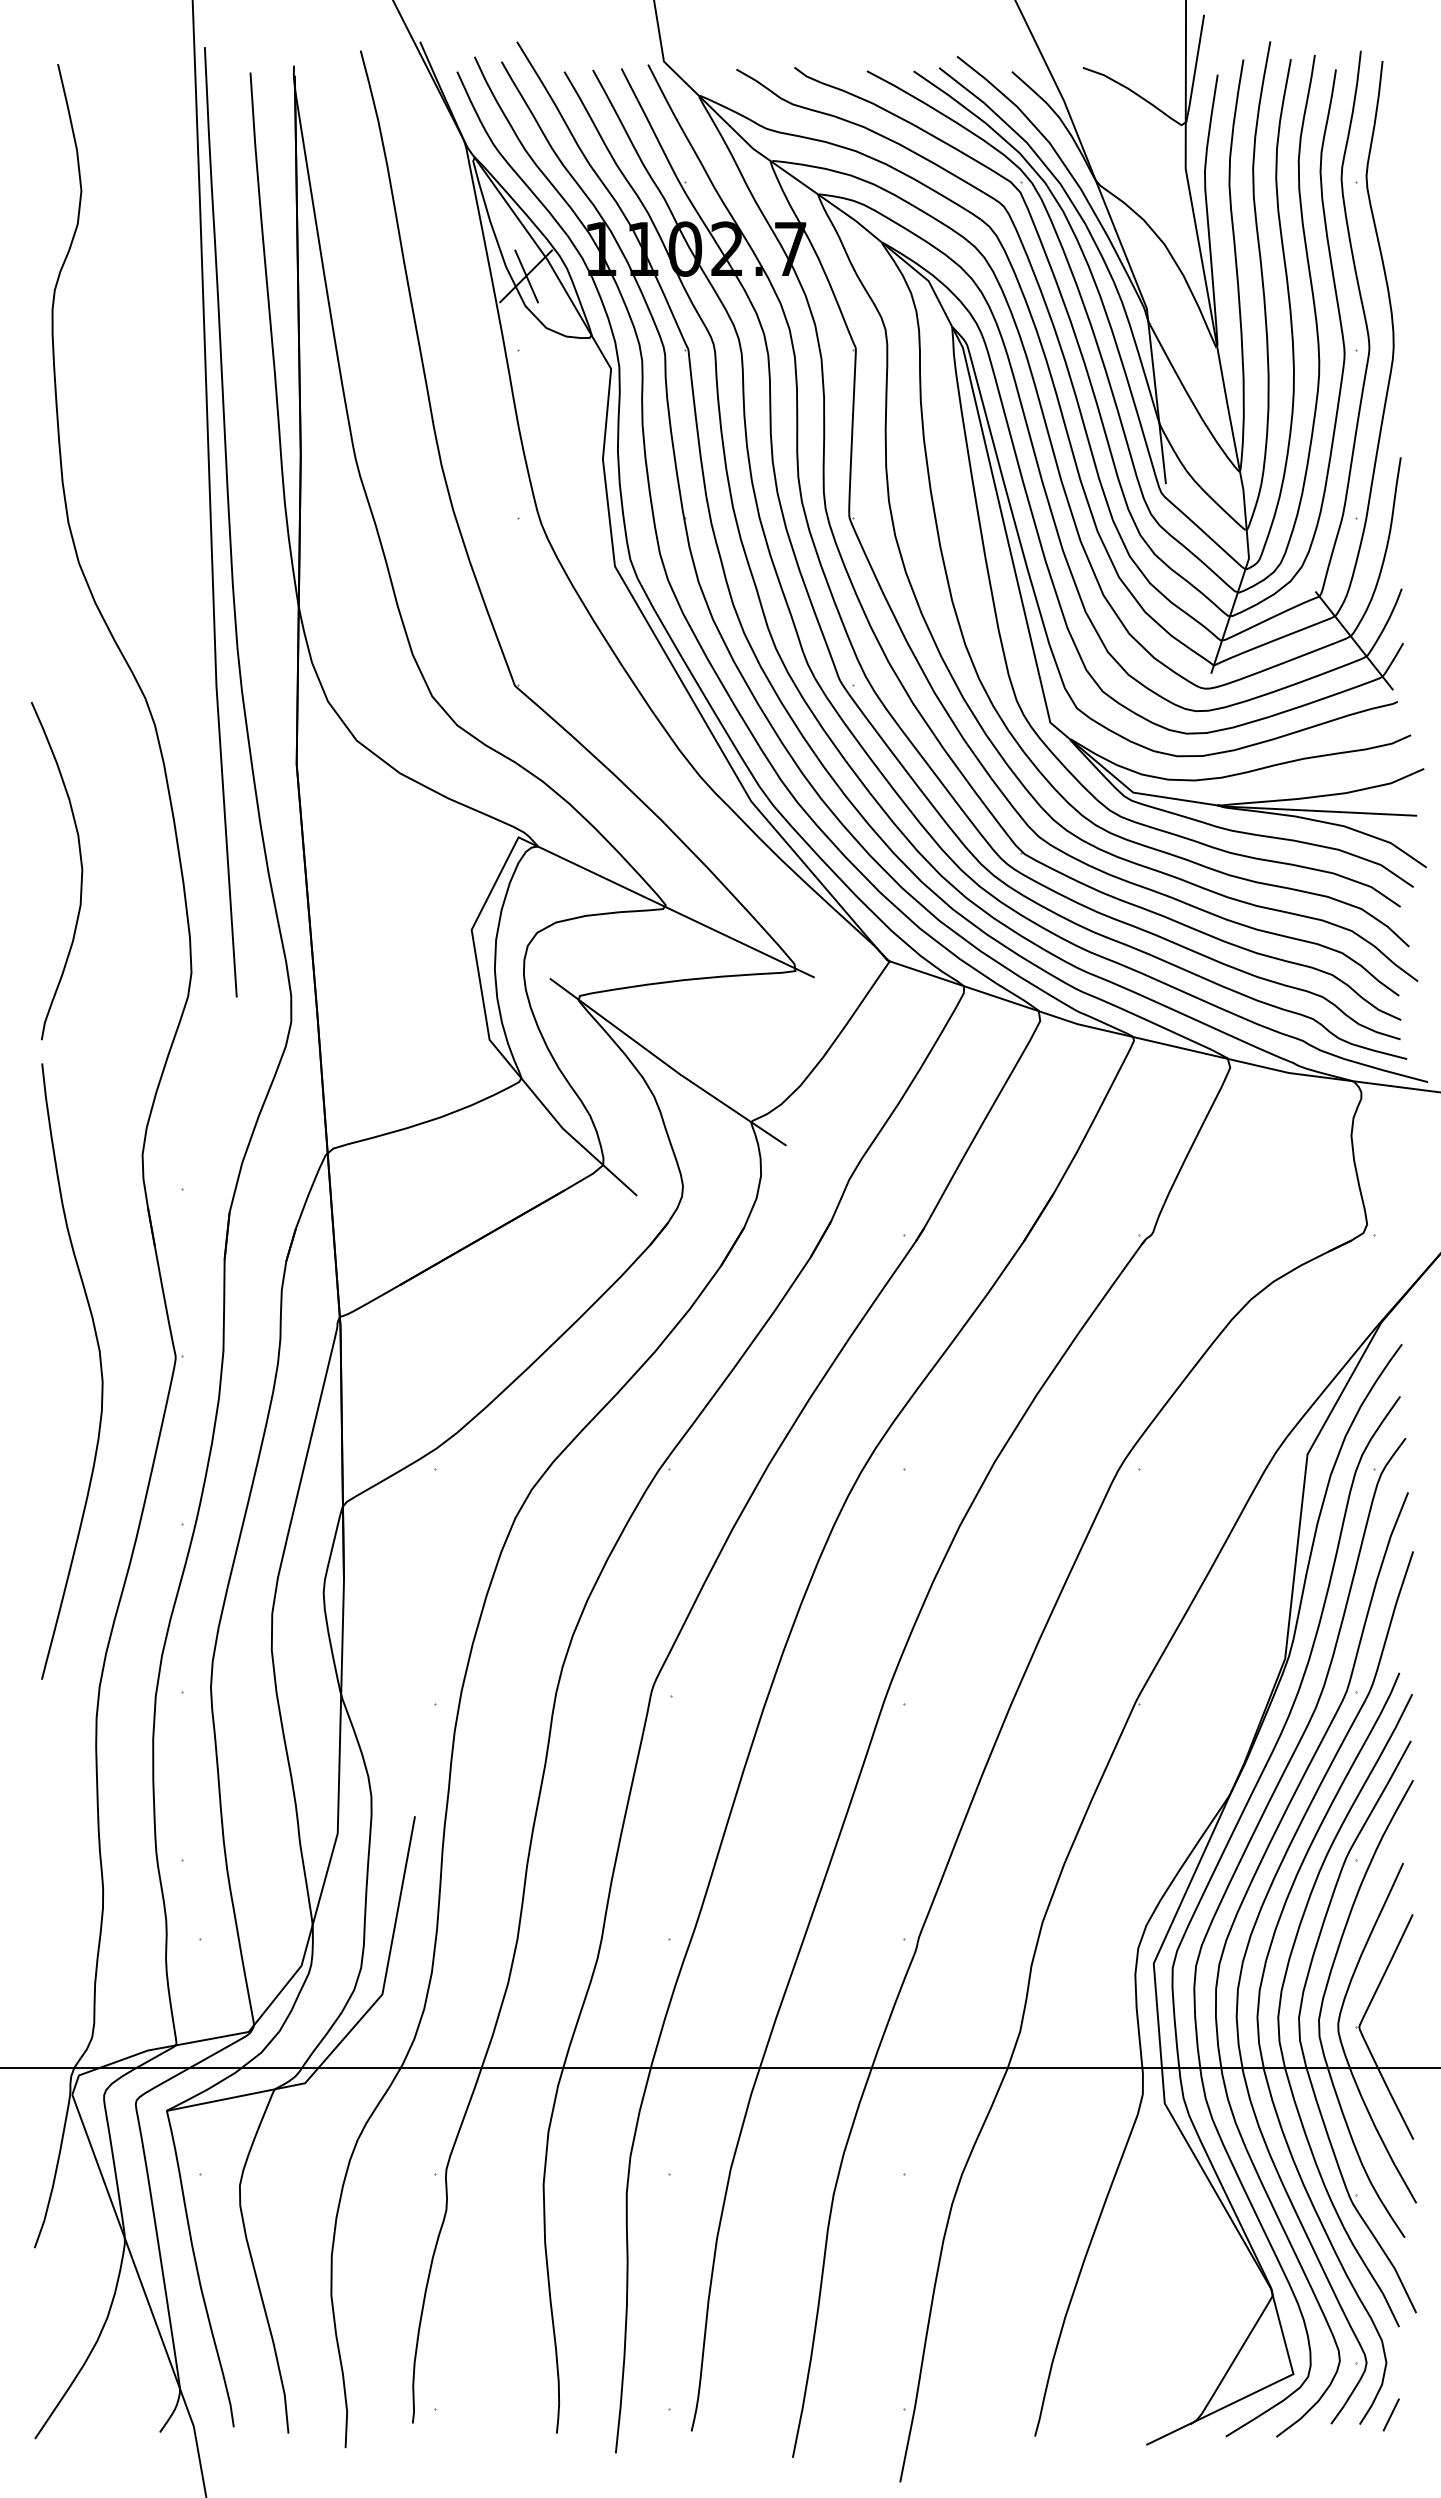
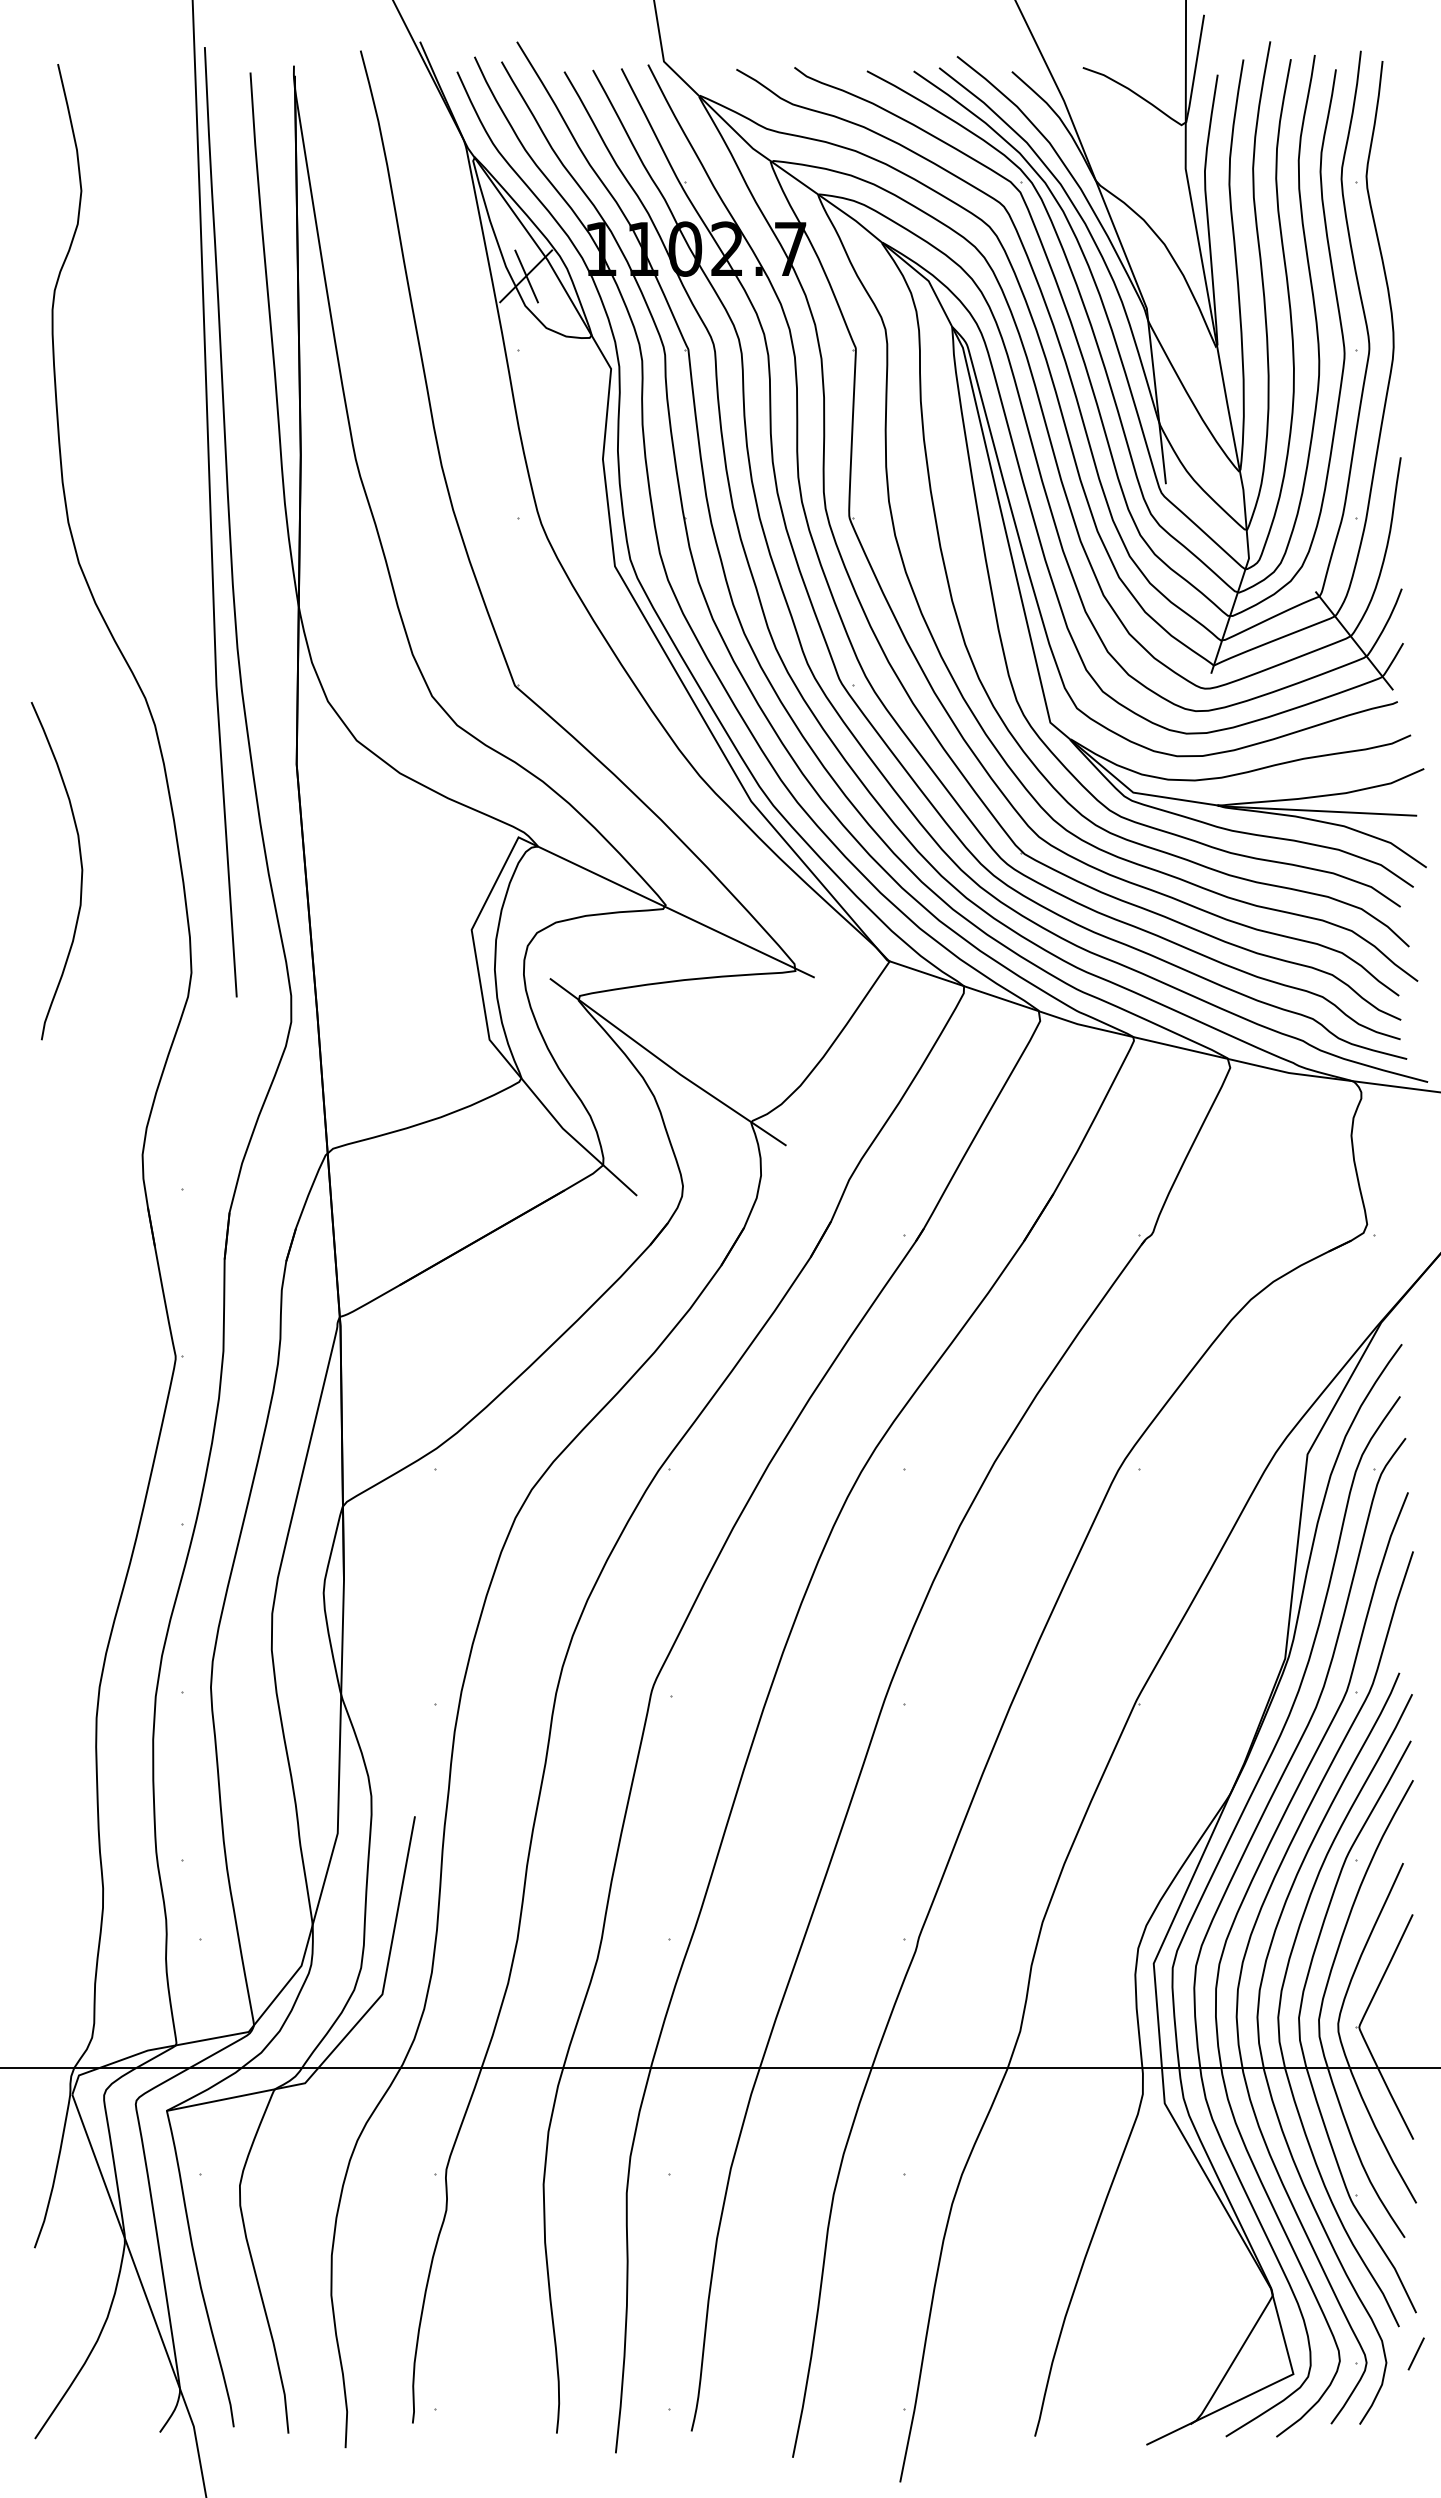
curve: present -> none (100, 1371)
line position: (1390, 2414) -> (1415, 2353) (1415, 2353)
